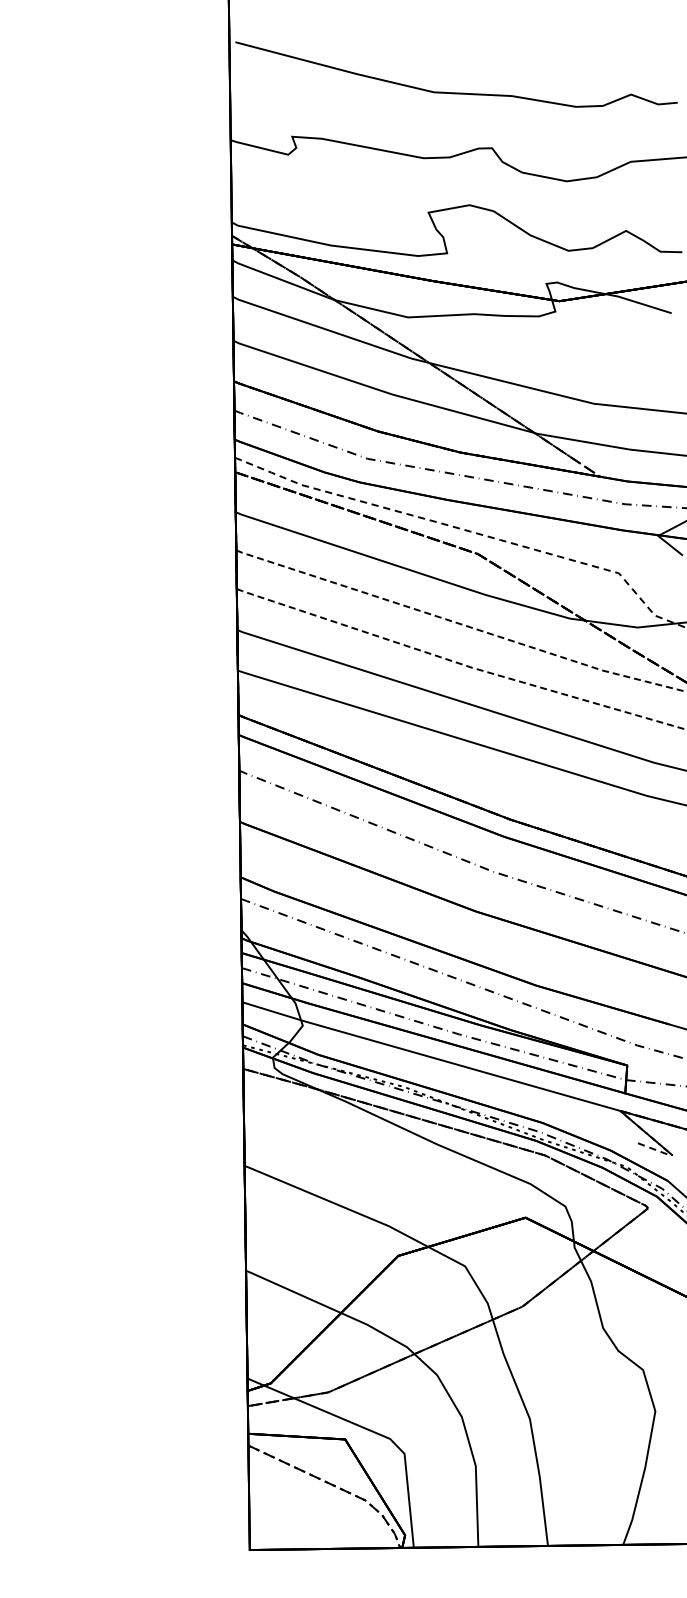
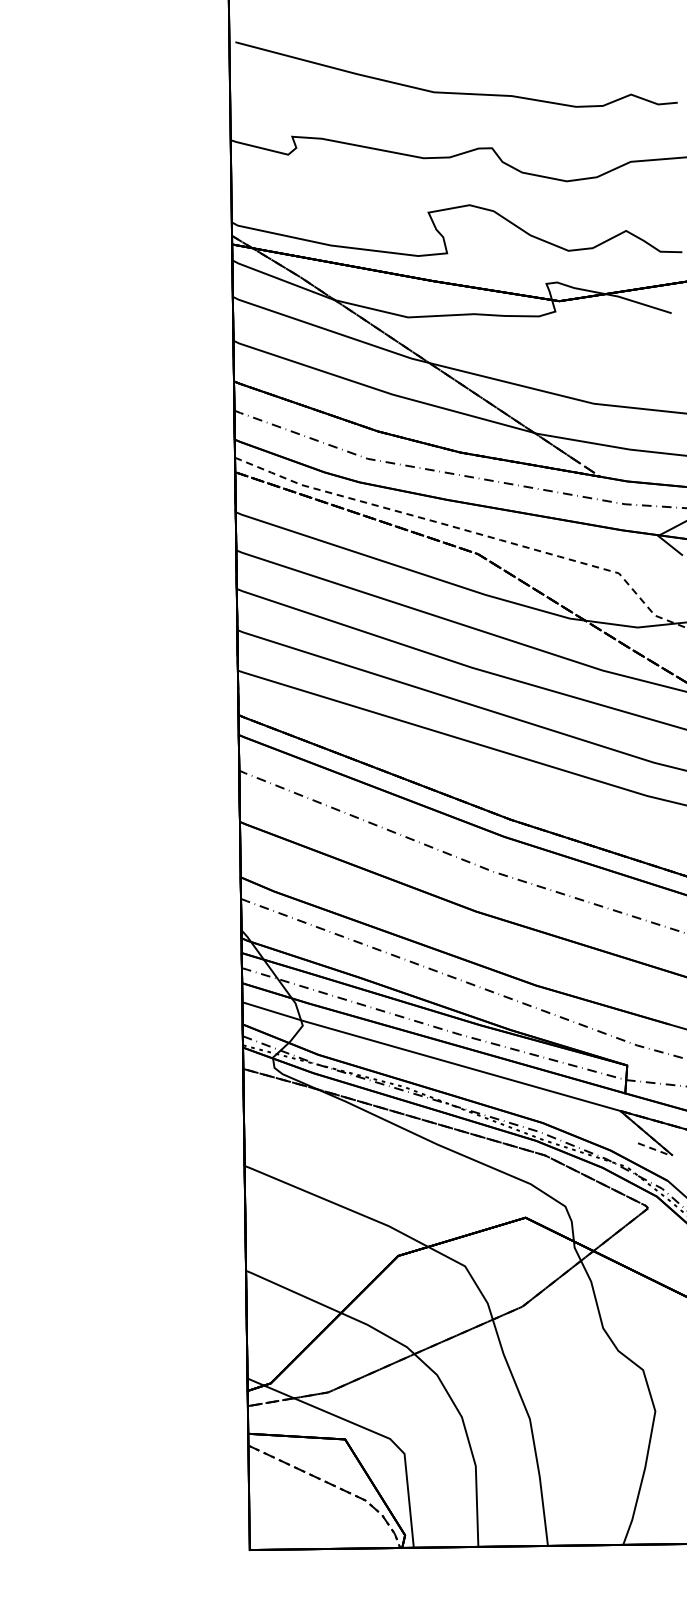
line: dashed -> solid (460, 624)
line: dashed -> solid (460, 664)
